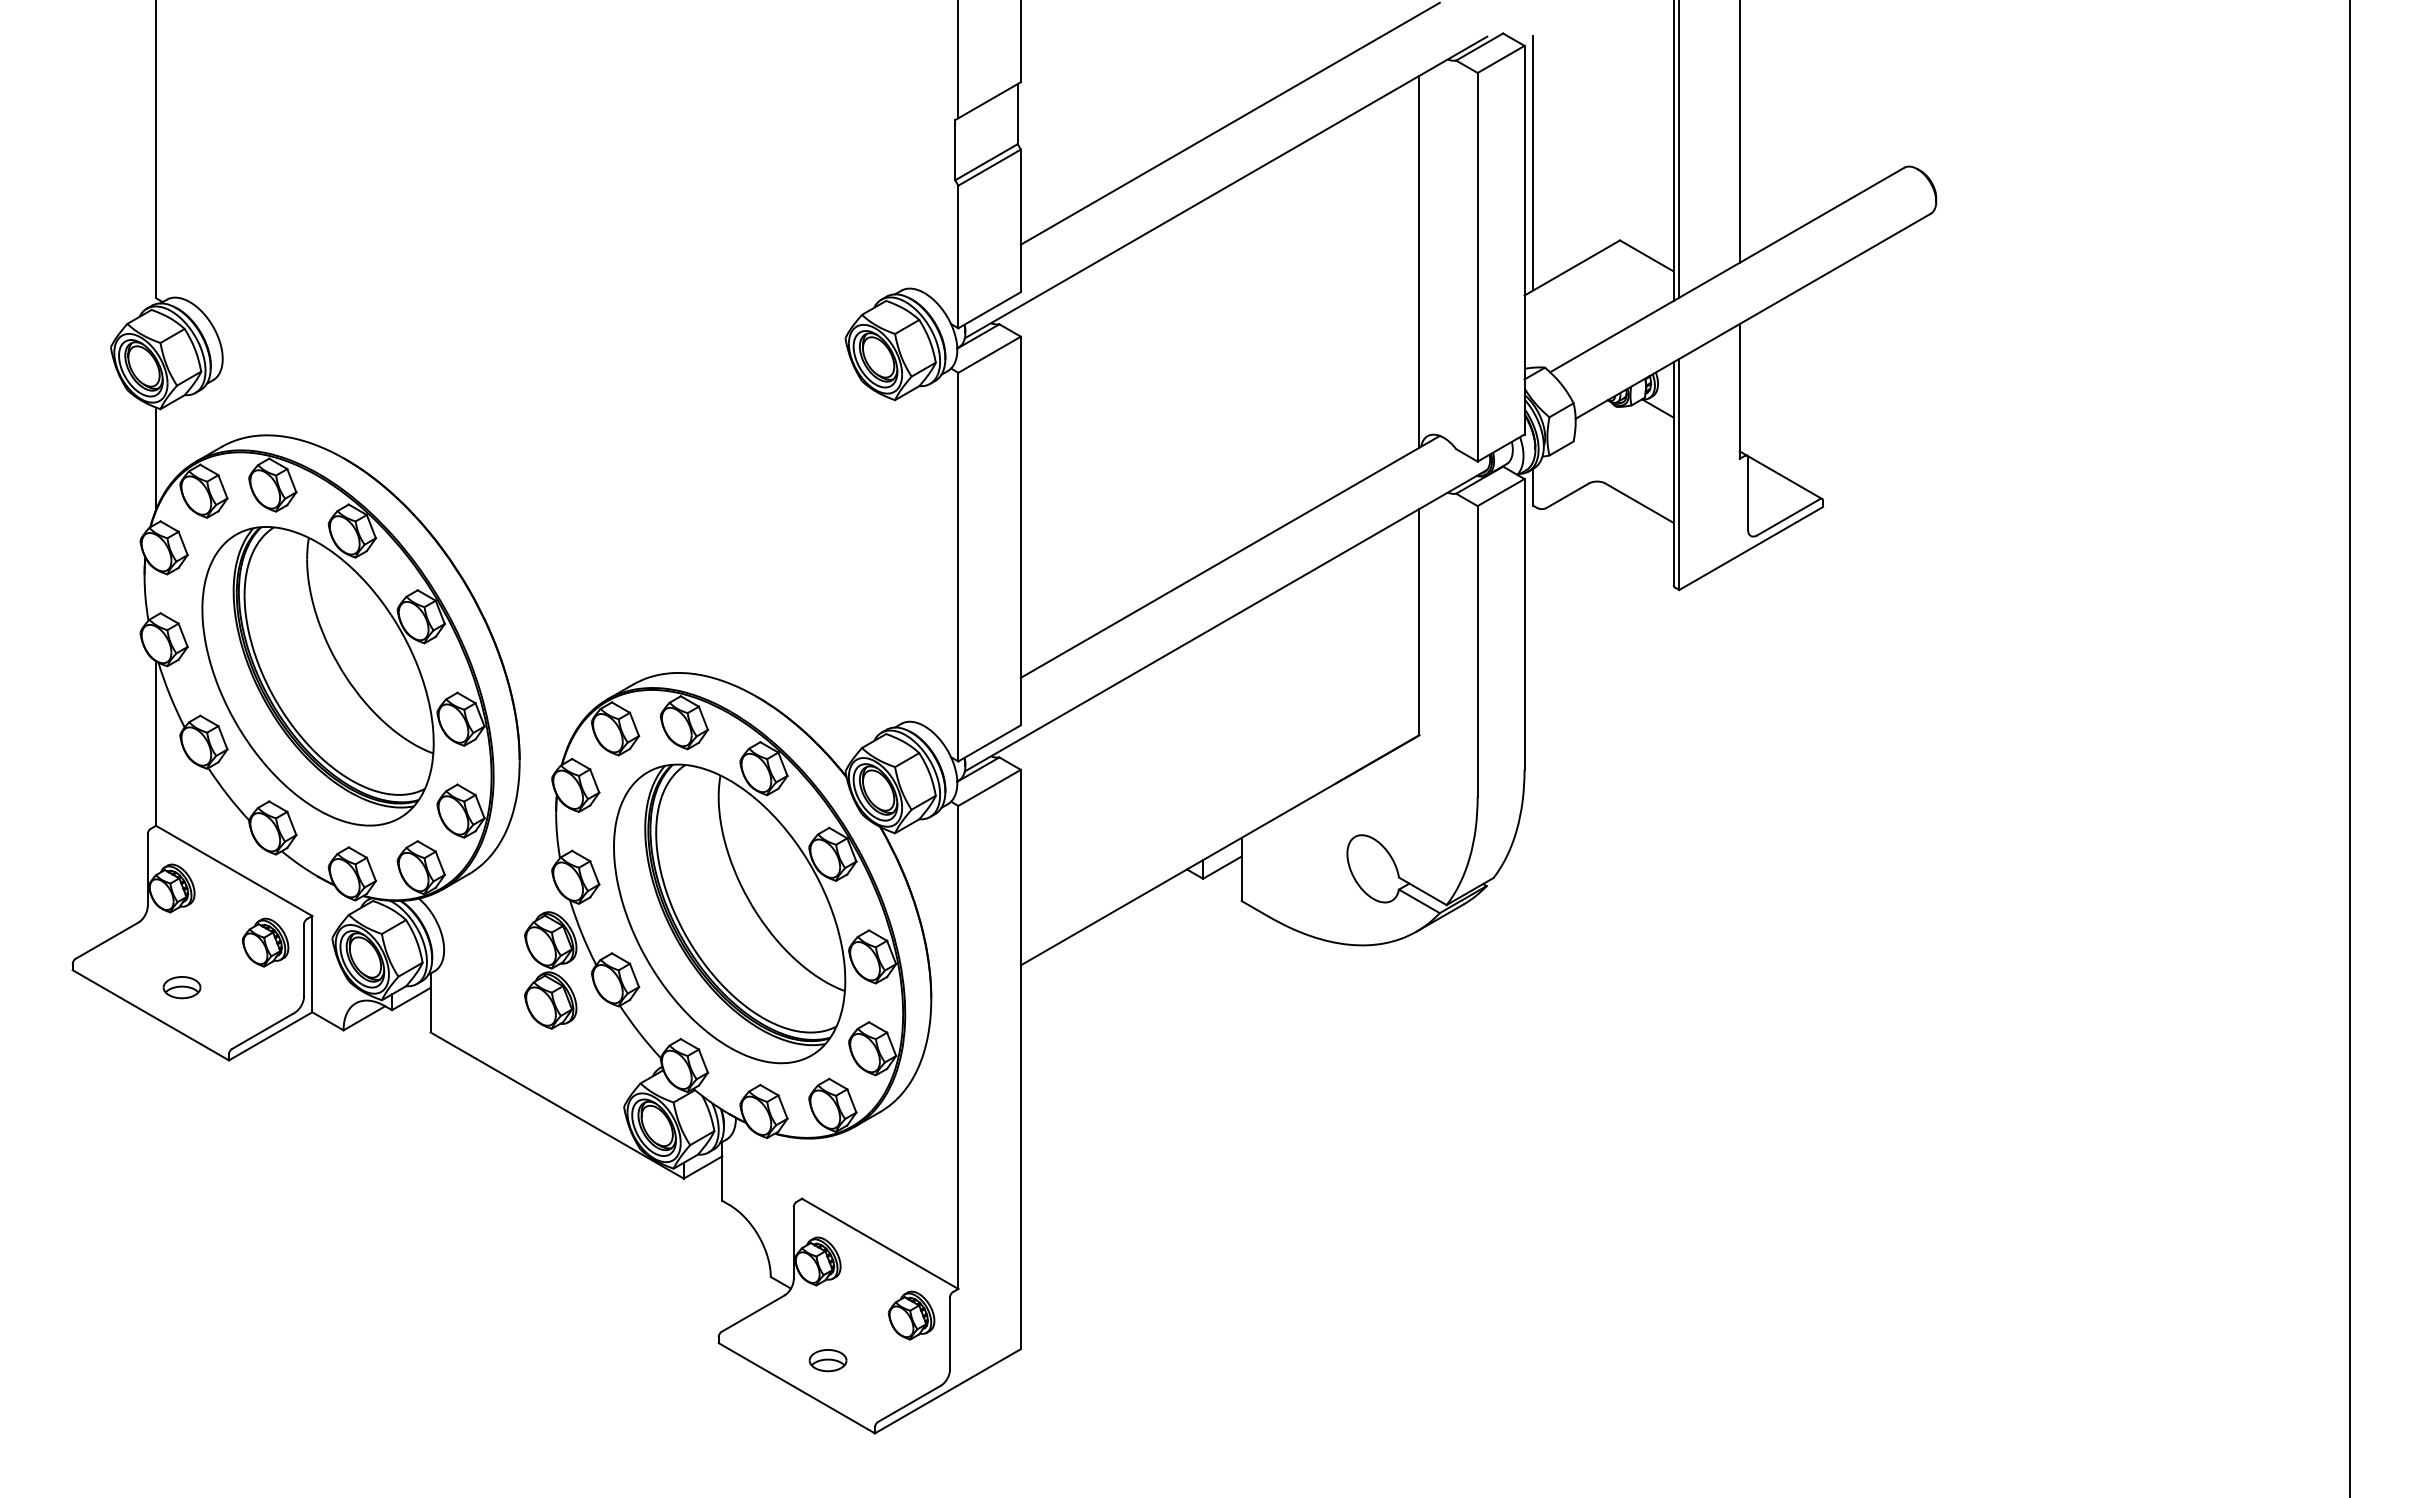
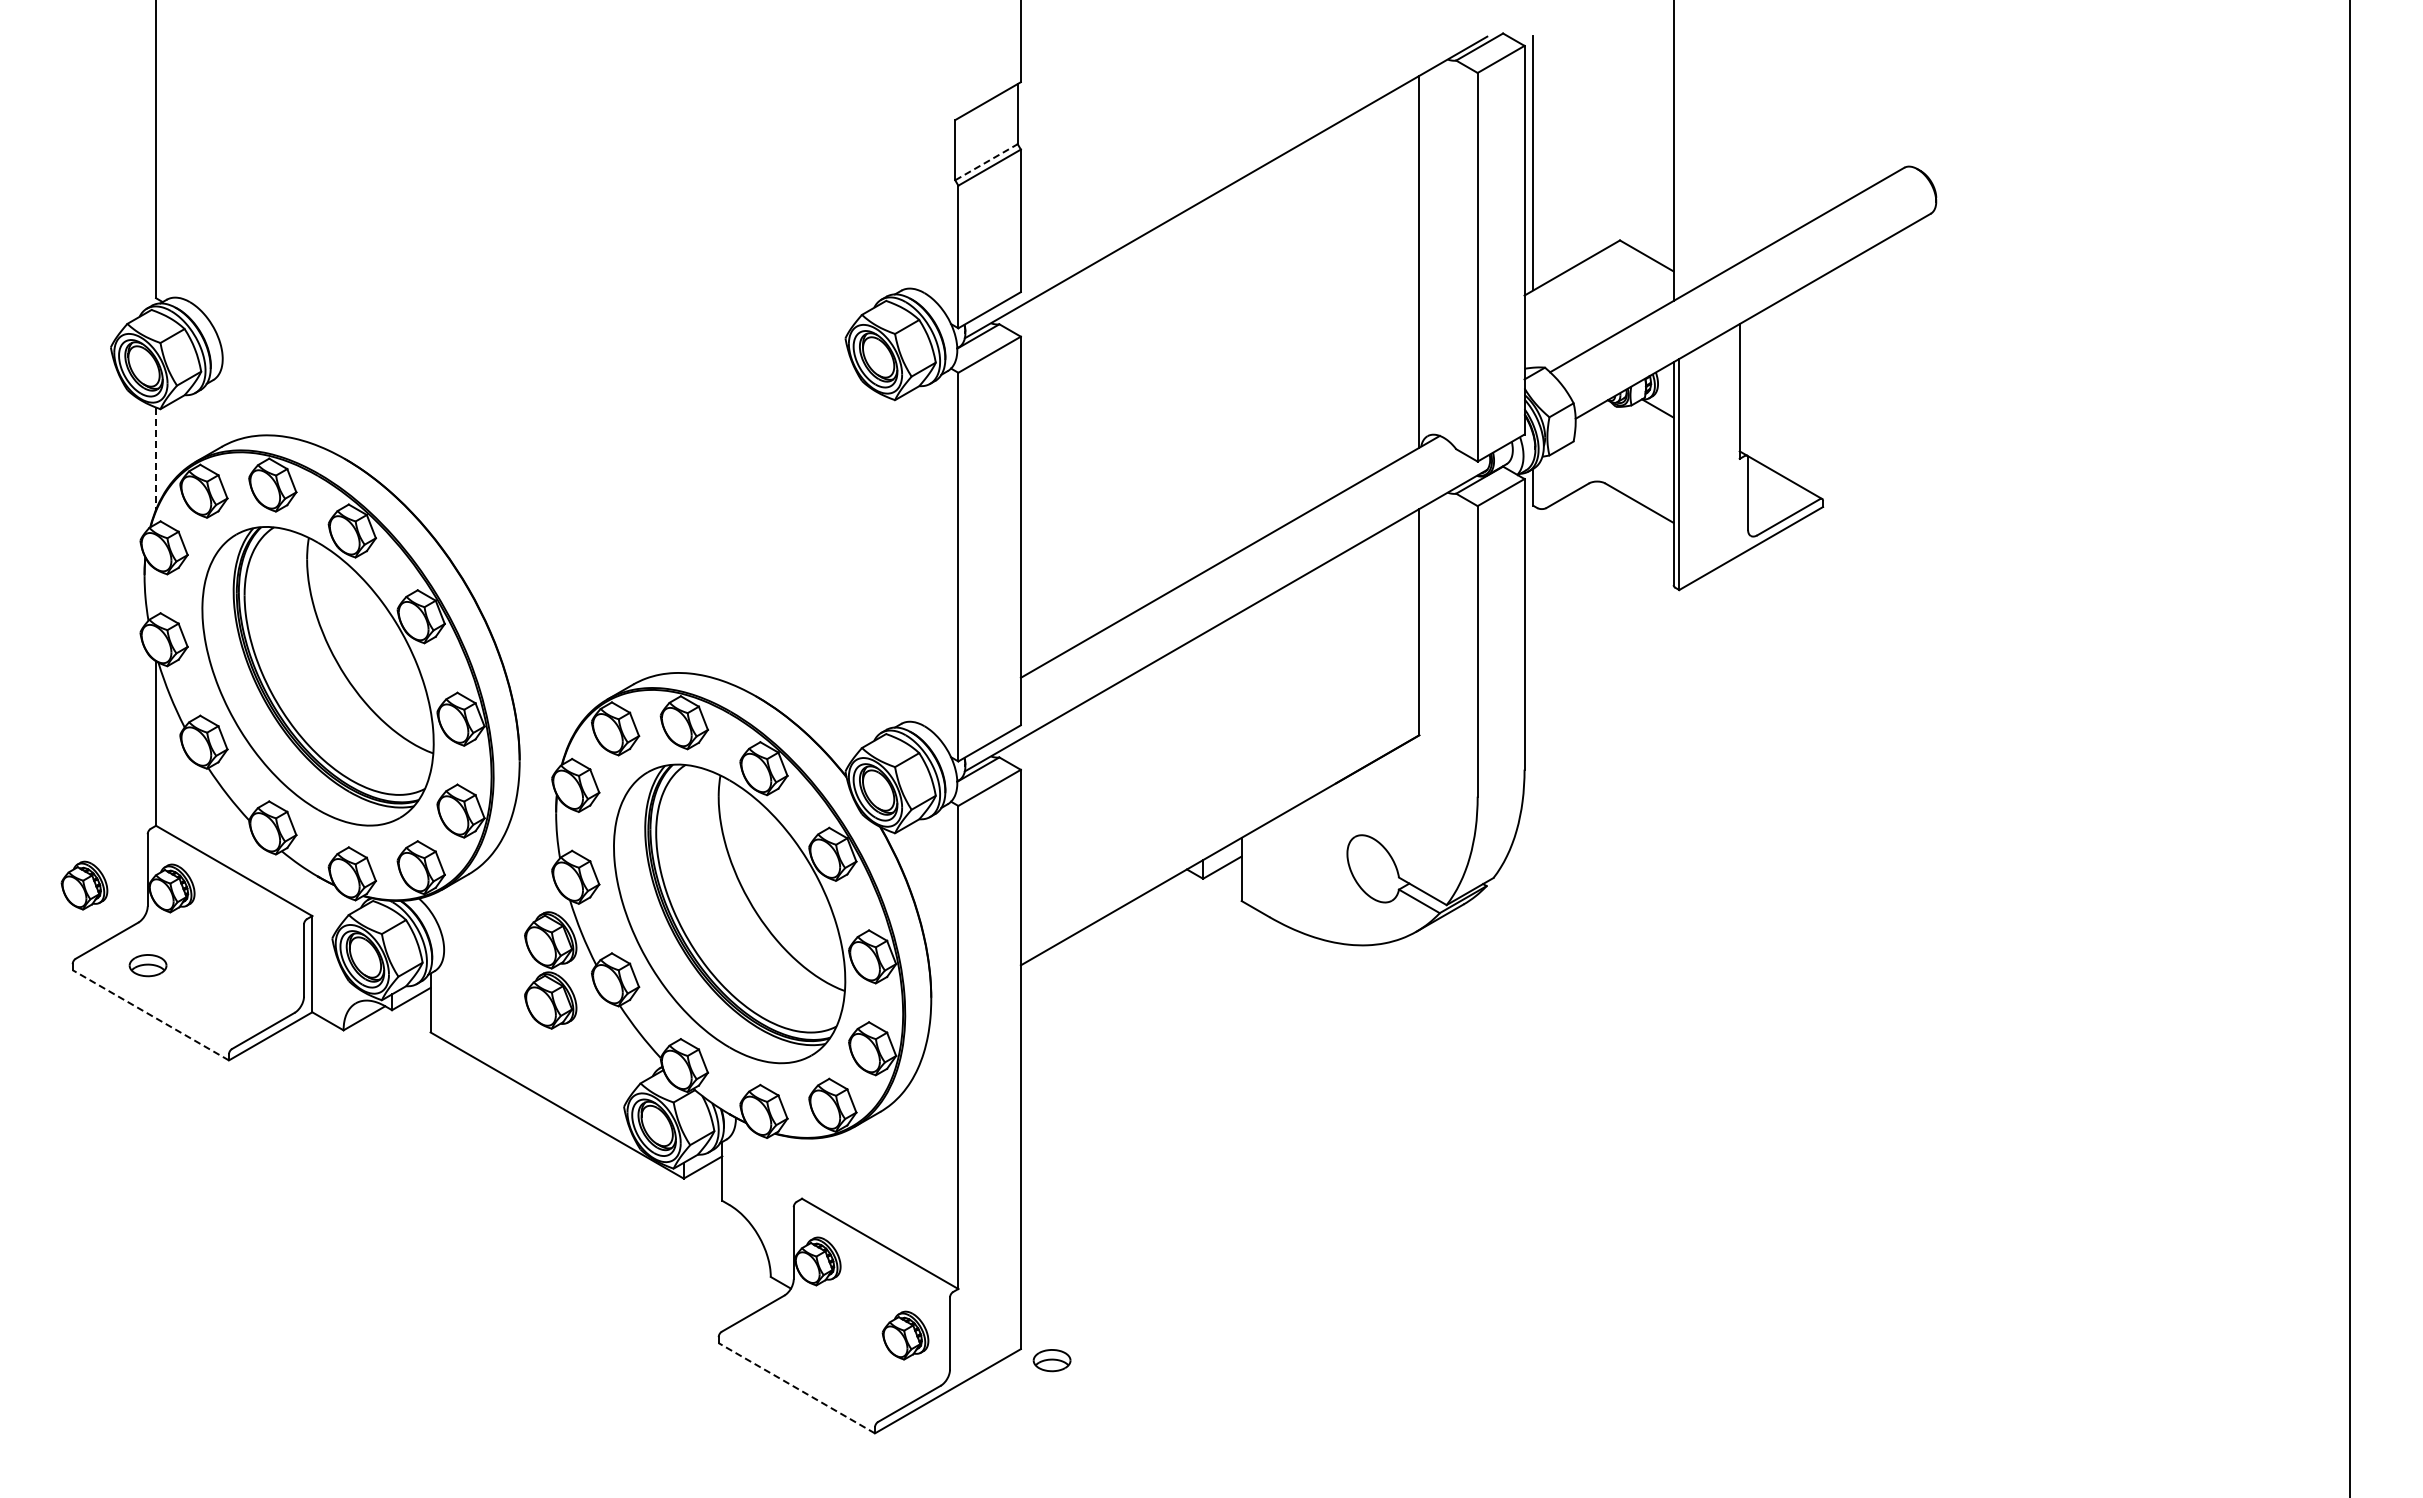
line: present -> none (958, 60)
line: present -> none (1229, 123)
line: present -> none (1739, 132)
line: present -> none (1679, 149)
line: solid -> dashed (986, 161)
line: solid -> dashed (156, 459)
part position: (265, 942) -> (84, 885) (84, 885)
part position: (181, 987) -> (147, 965) (147, 965)
line: solid -> dashed (150, 1015)
part position: (911, 1315) -> (905, 1335) (905, 1335)
part position: (827, 1360) -> (1051, 1360) (1051, 1360)
line: solid -> dashed (796, 1388)
